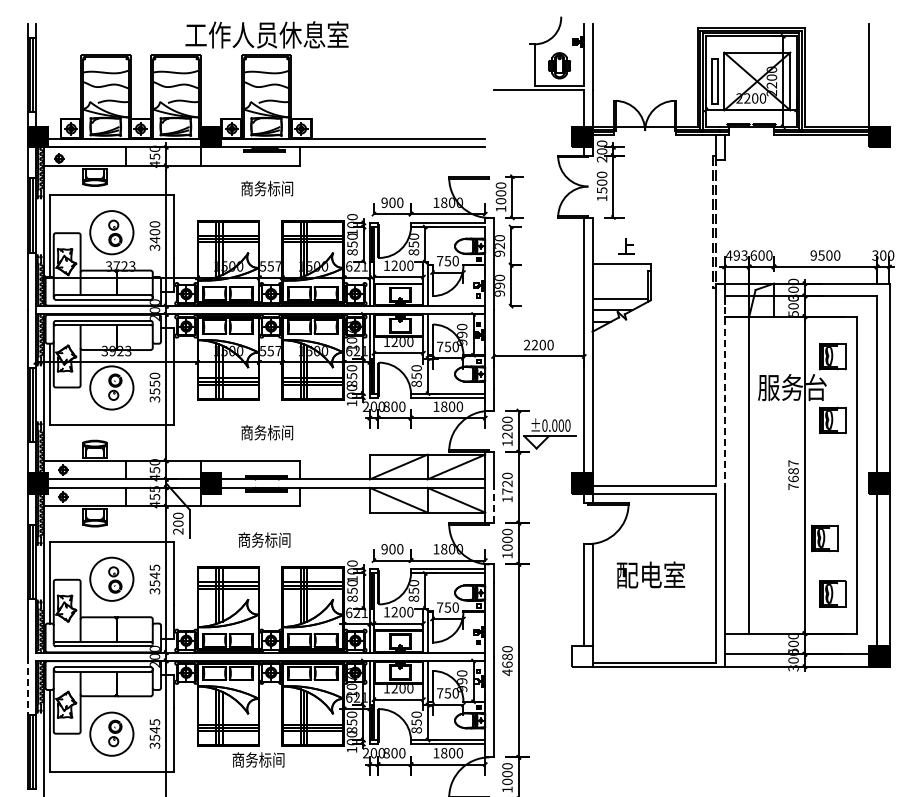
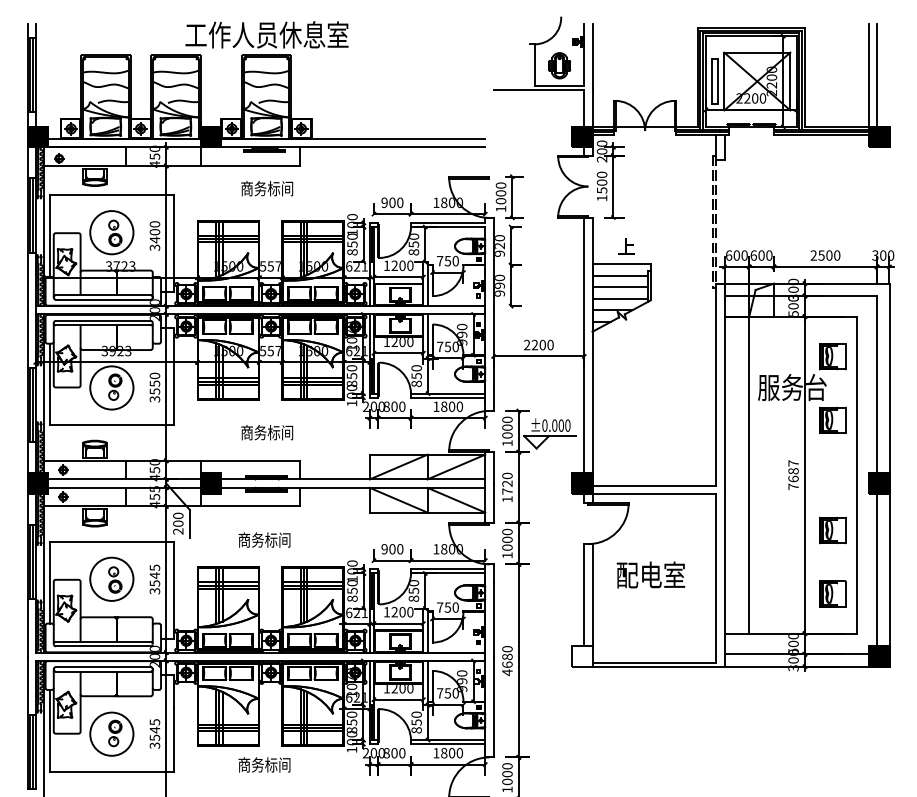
line: none -> present (877, 74)
text: 493 -> 600 (736, 255)
text: 9500 -> 2500 (813, 255)
line: none -> present (620, 275)
line: none -> present (620, 287)
line: dashed -> solid (724, 386)
text: 1200 -> 1000 (507, 435)
line: dashed -> solid (493, 503)
part position: (824, 538) -> (832, 530) (832, 530)
line: dashed -> solid (27, 685)
text position: (258, 759) -> (264, 764) (264, 764)
